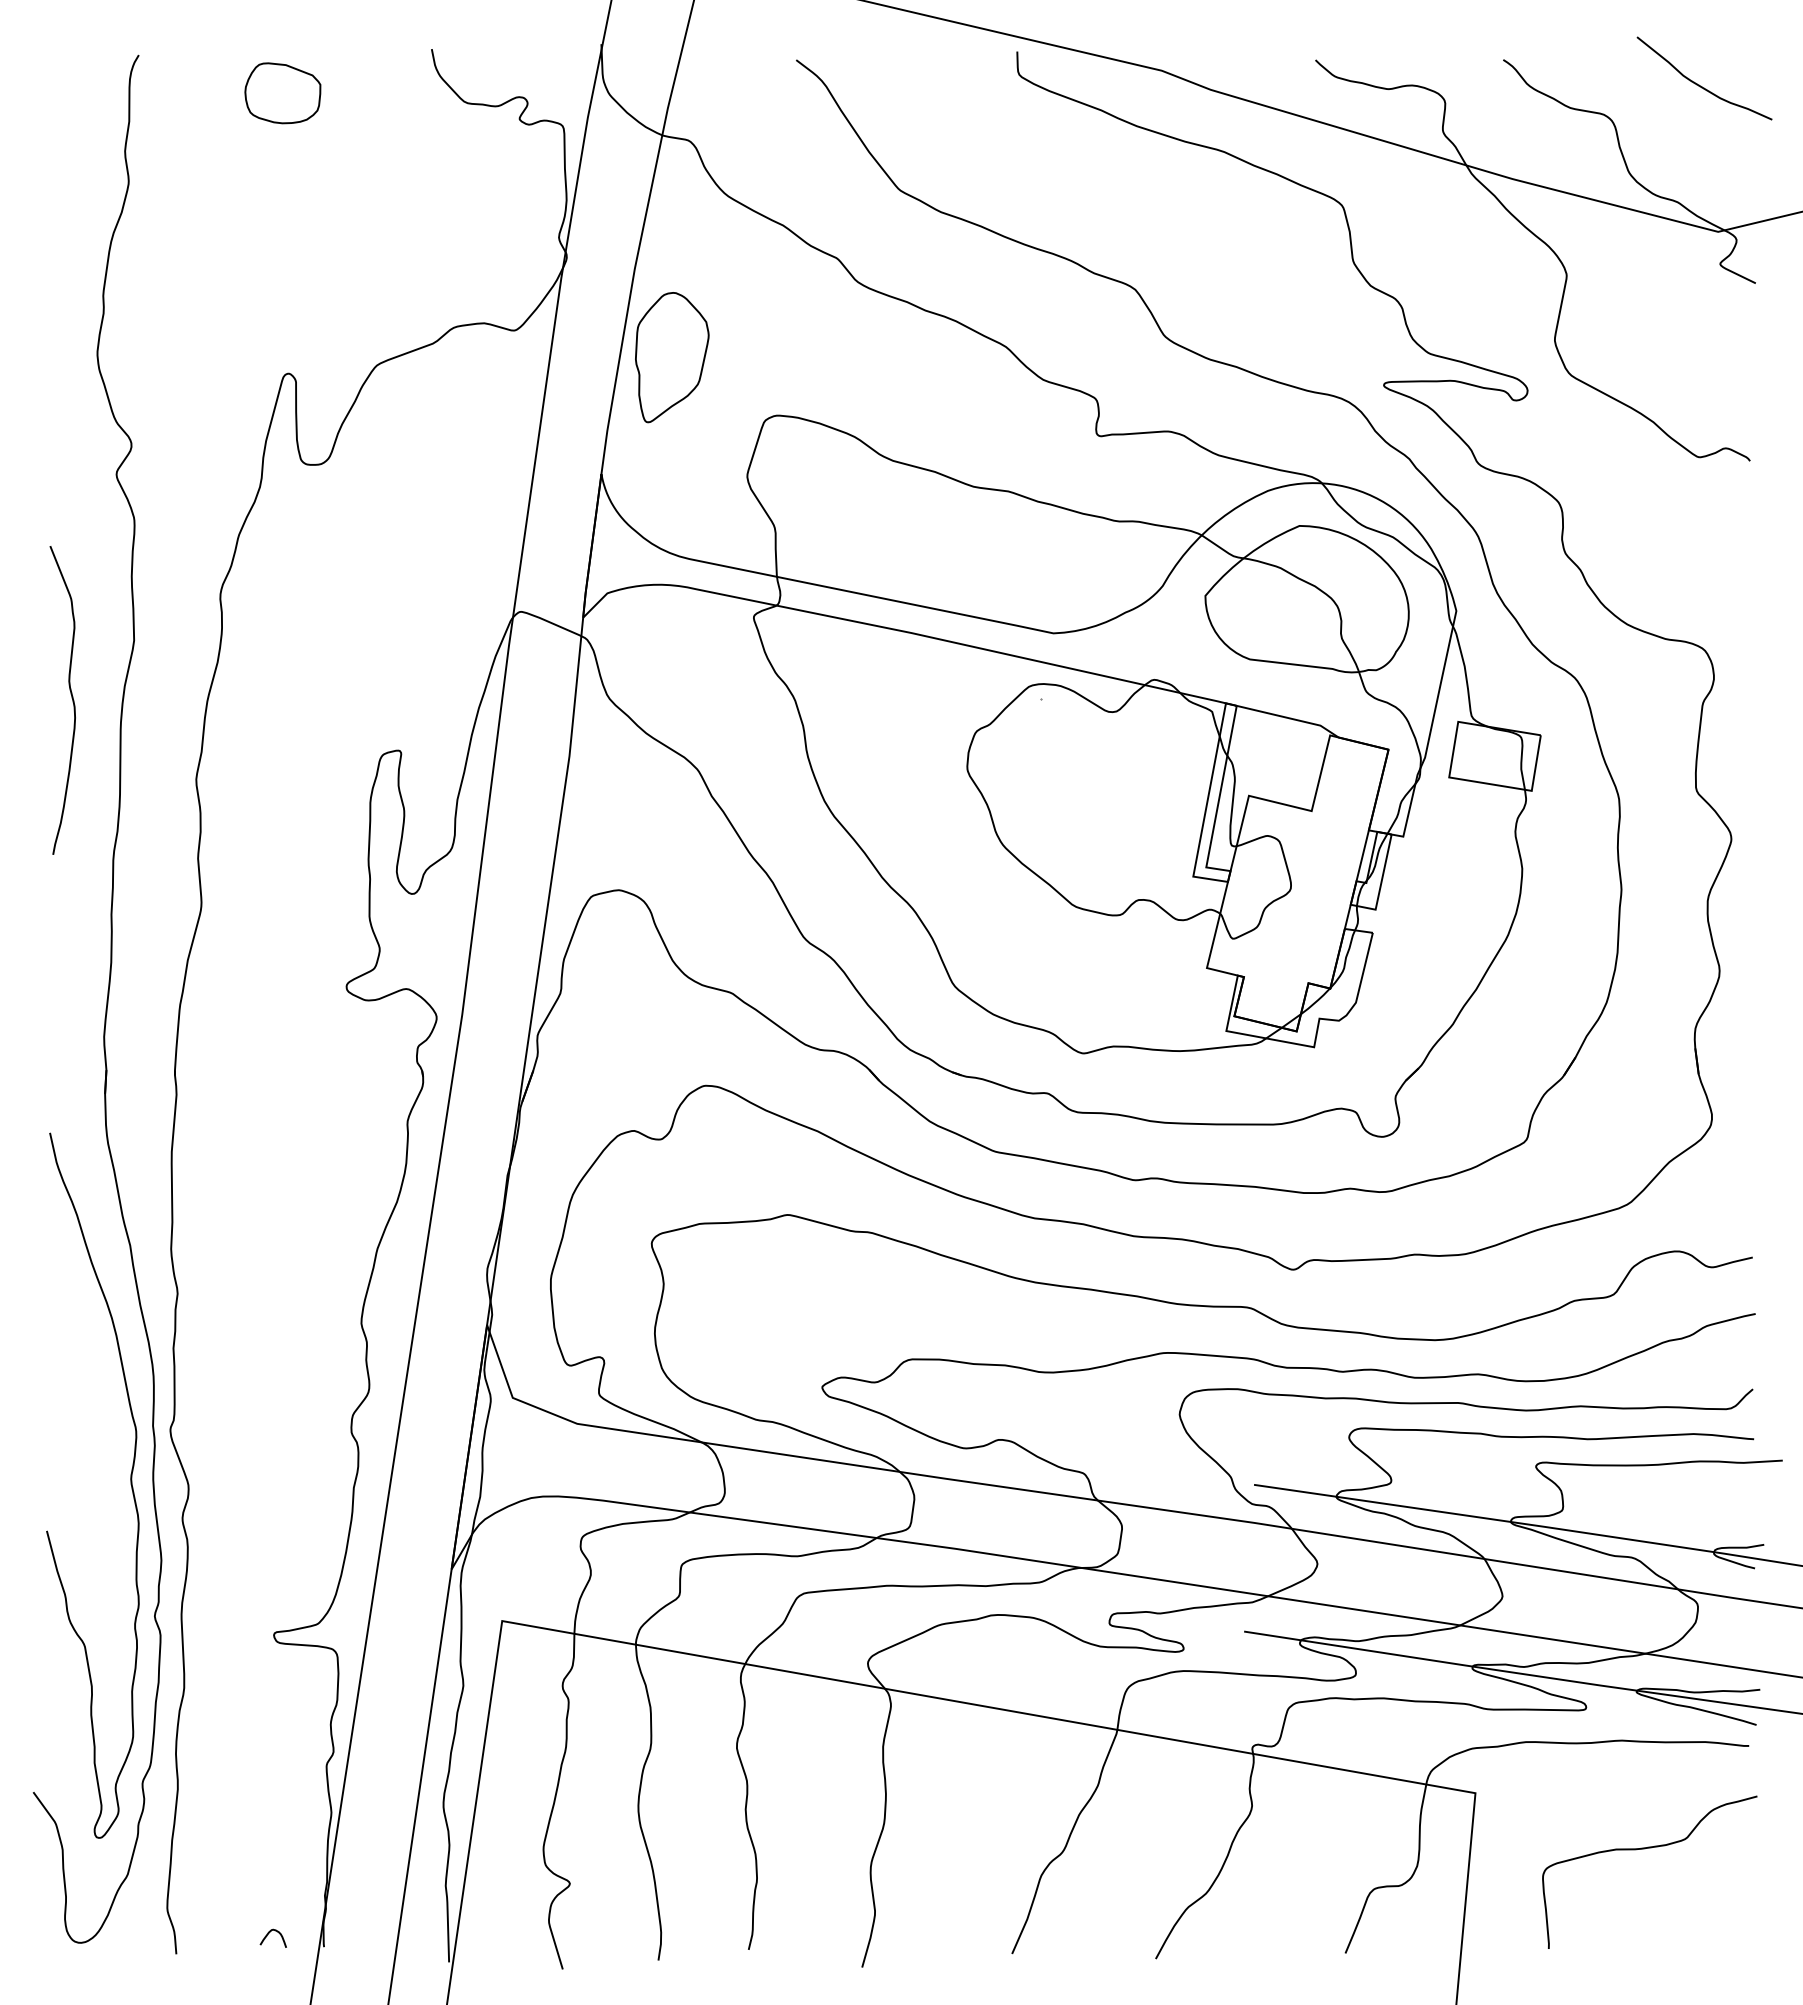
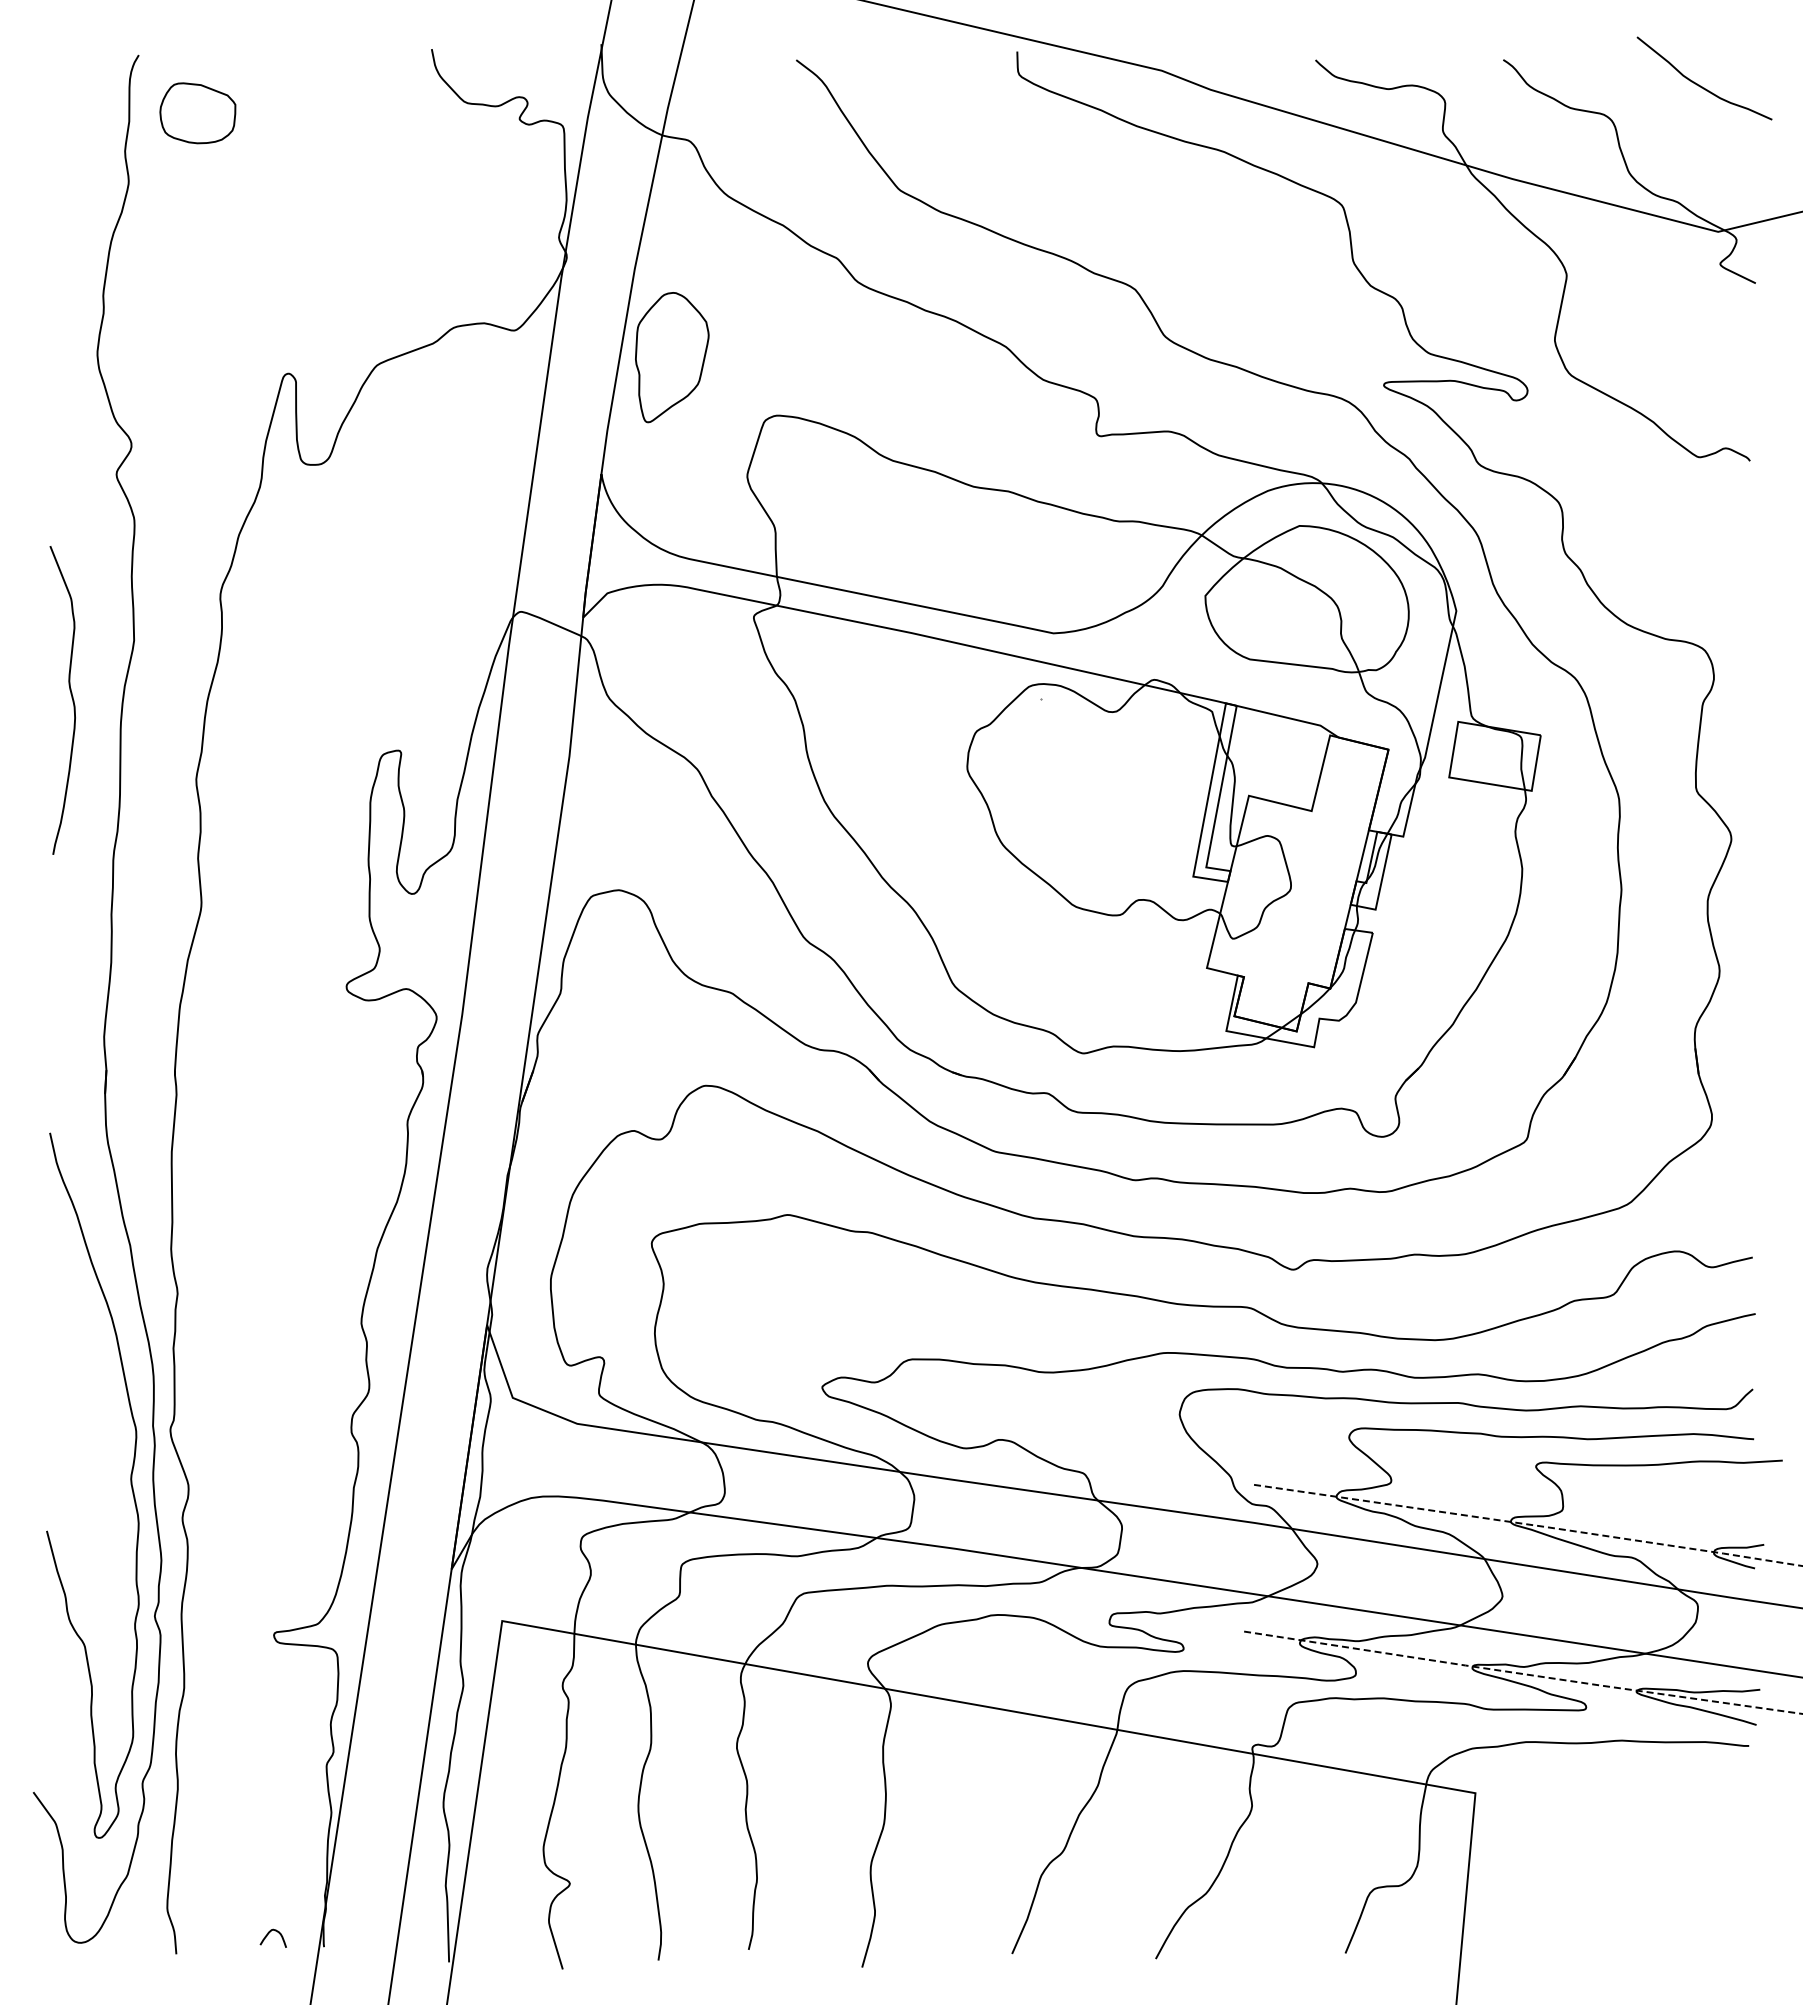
part position: (282, 93) -> (197, 113) (197, 113)
line: solid -> dashed (1529, 1524)
line: solid -> dashed (1523, 1674)
curve: present -> none (1645, 1849)
